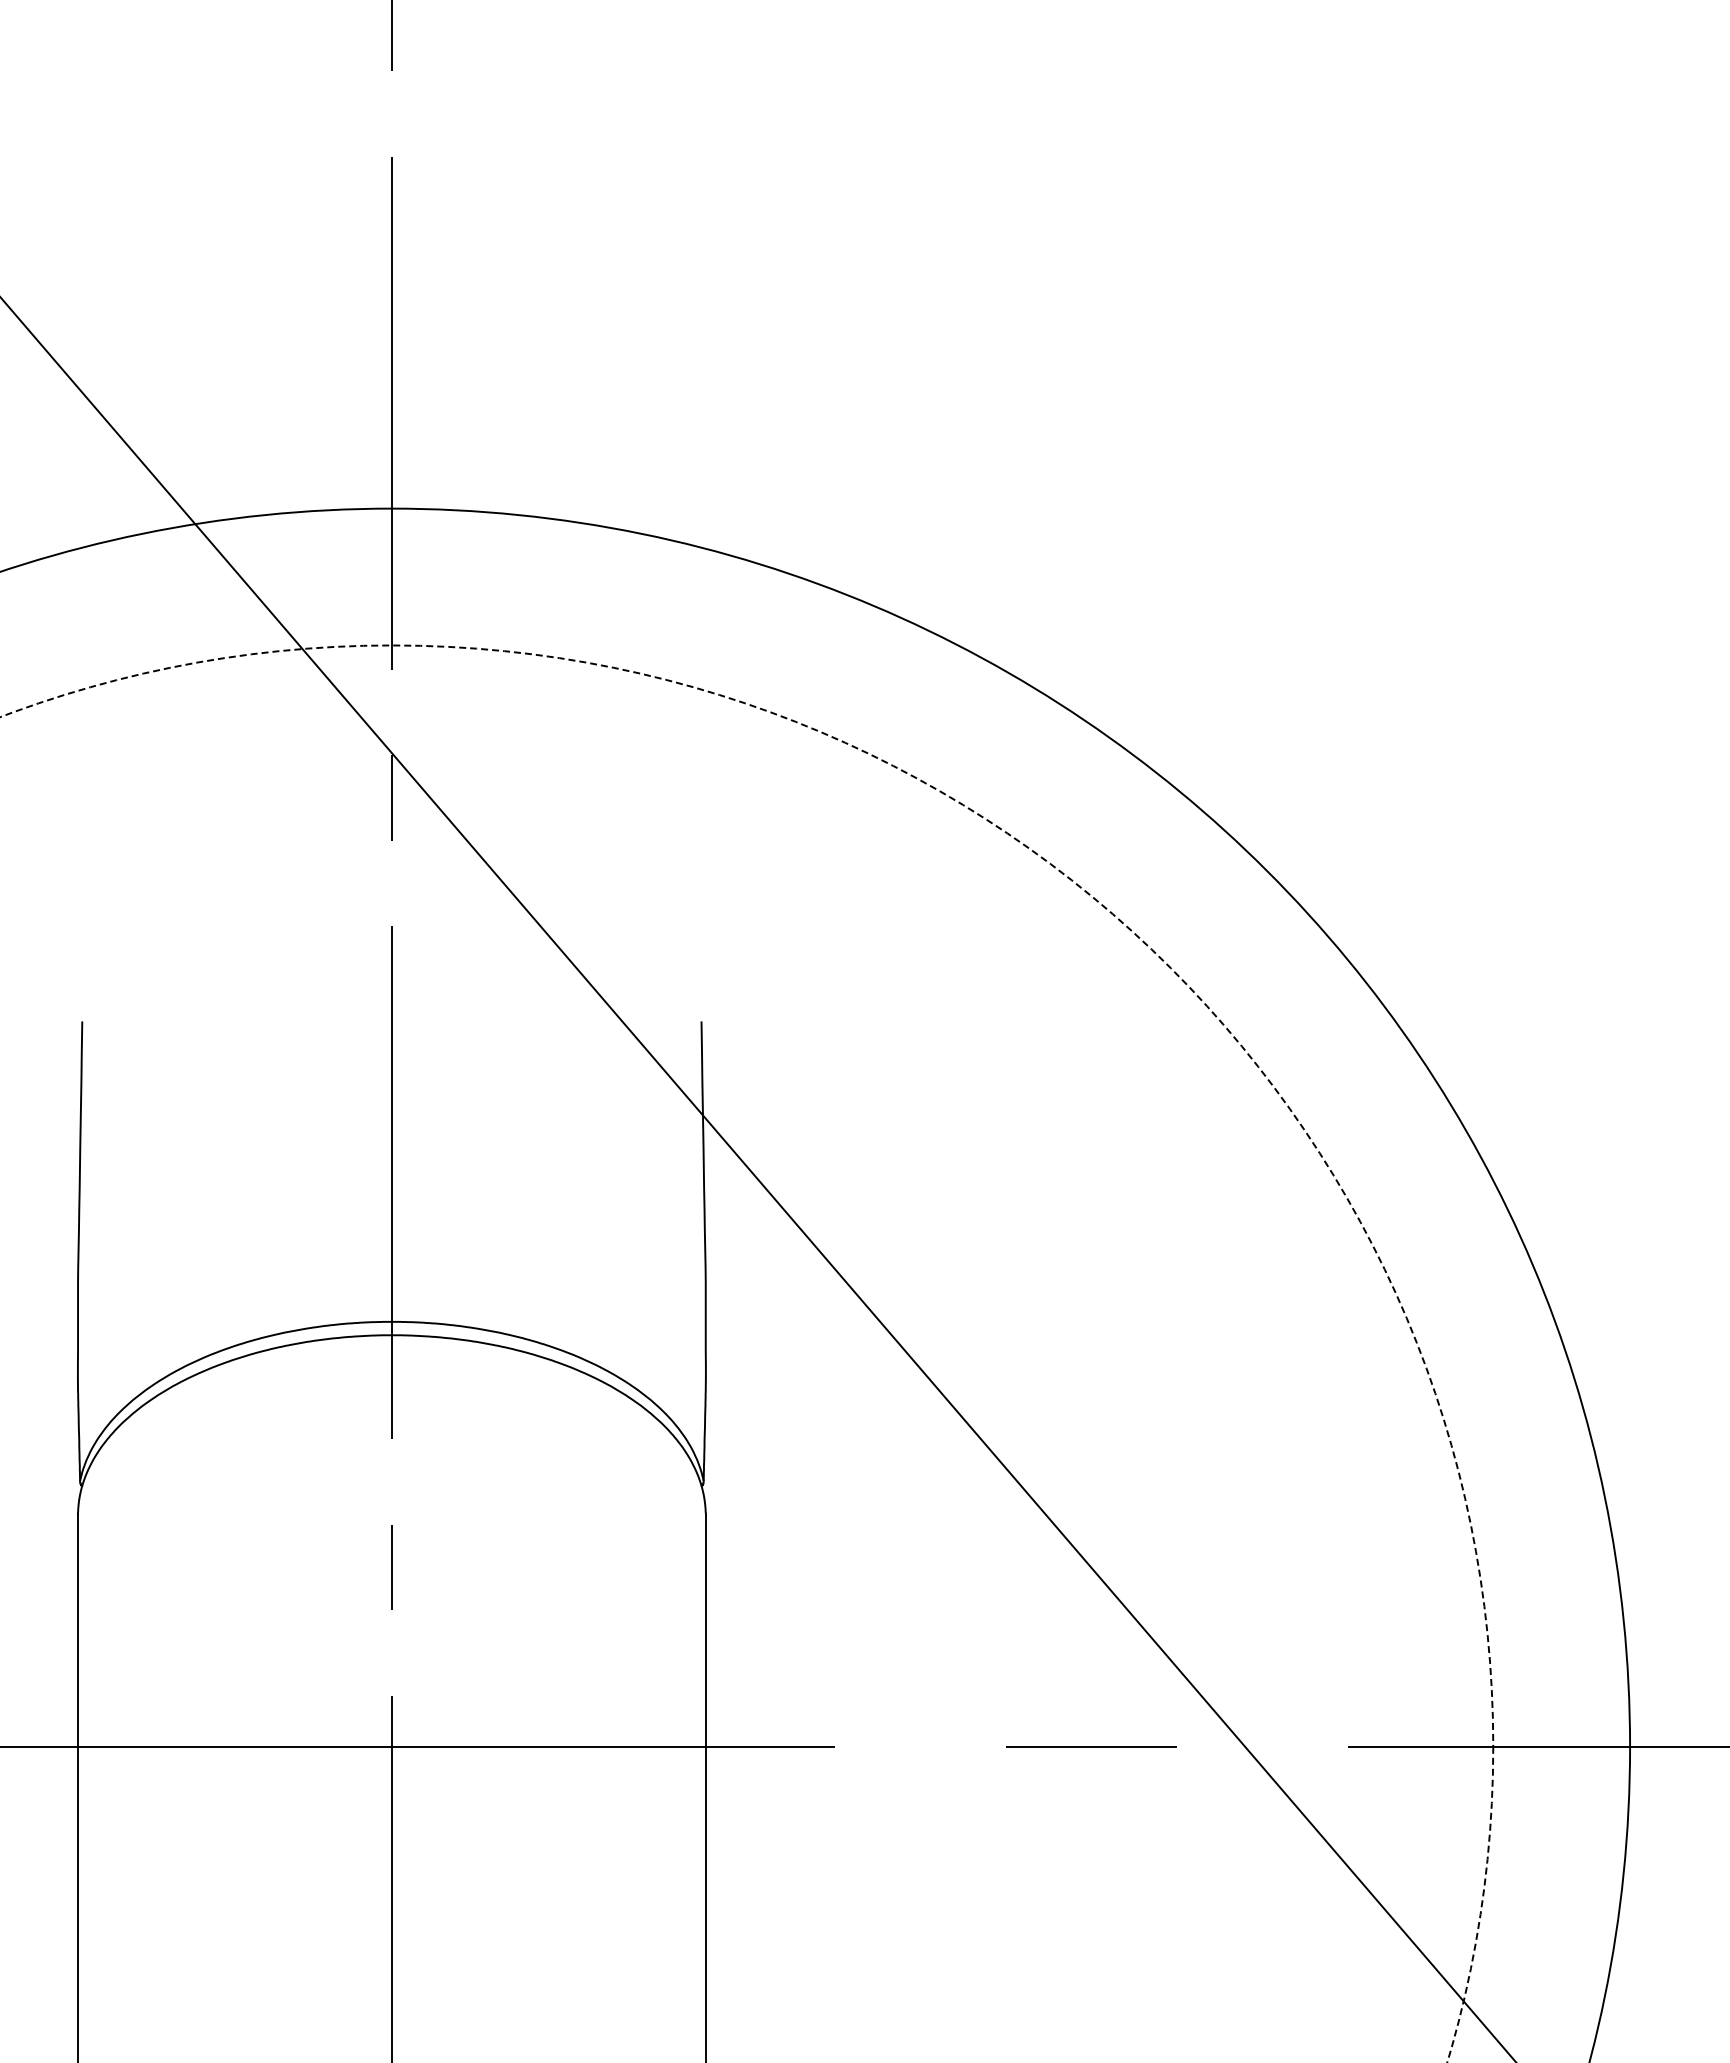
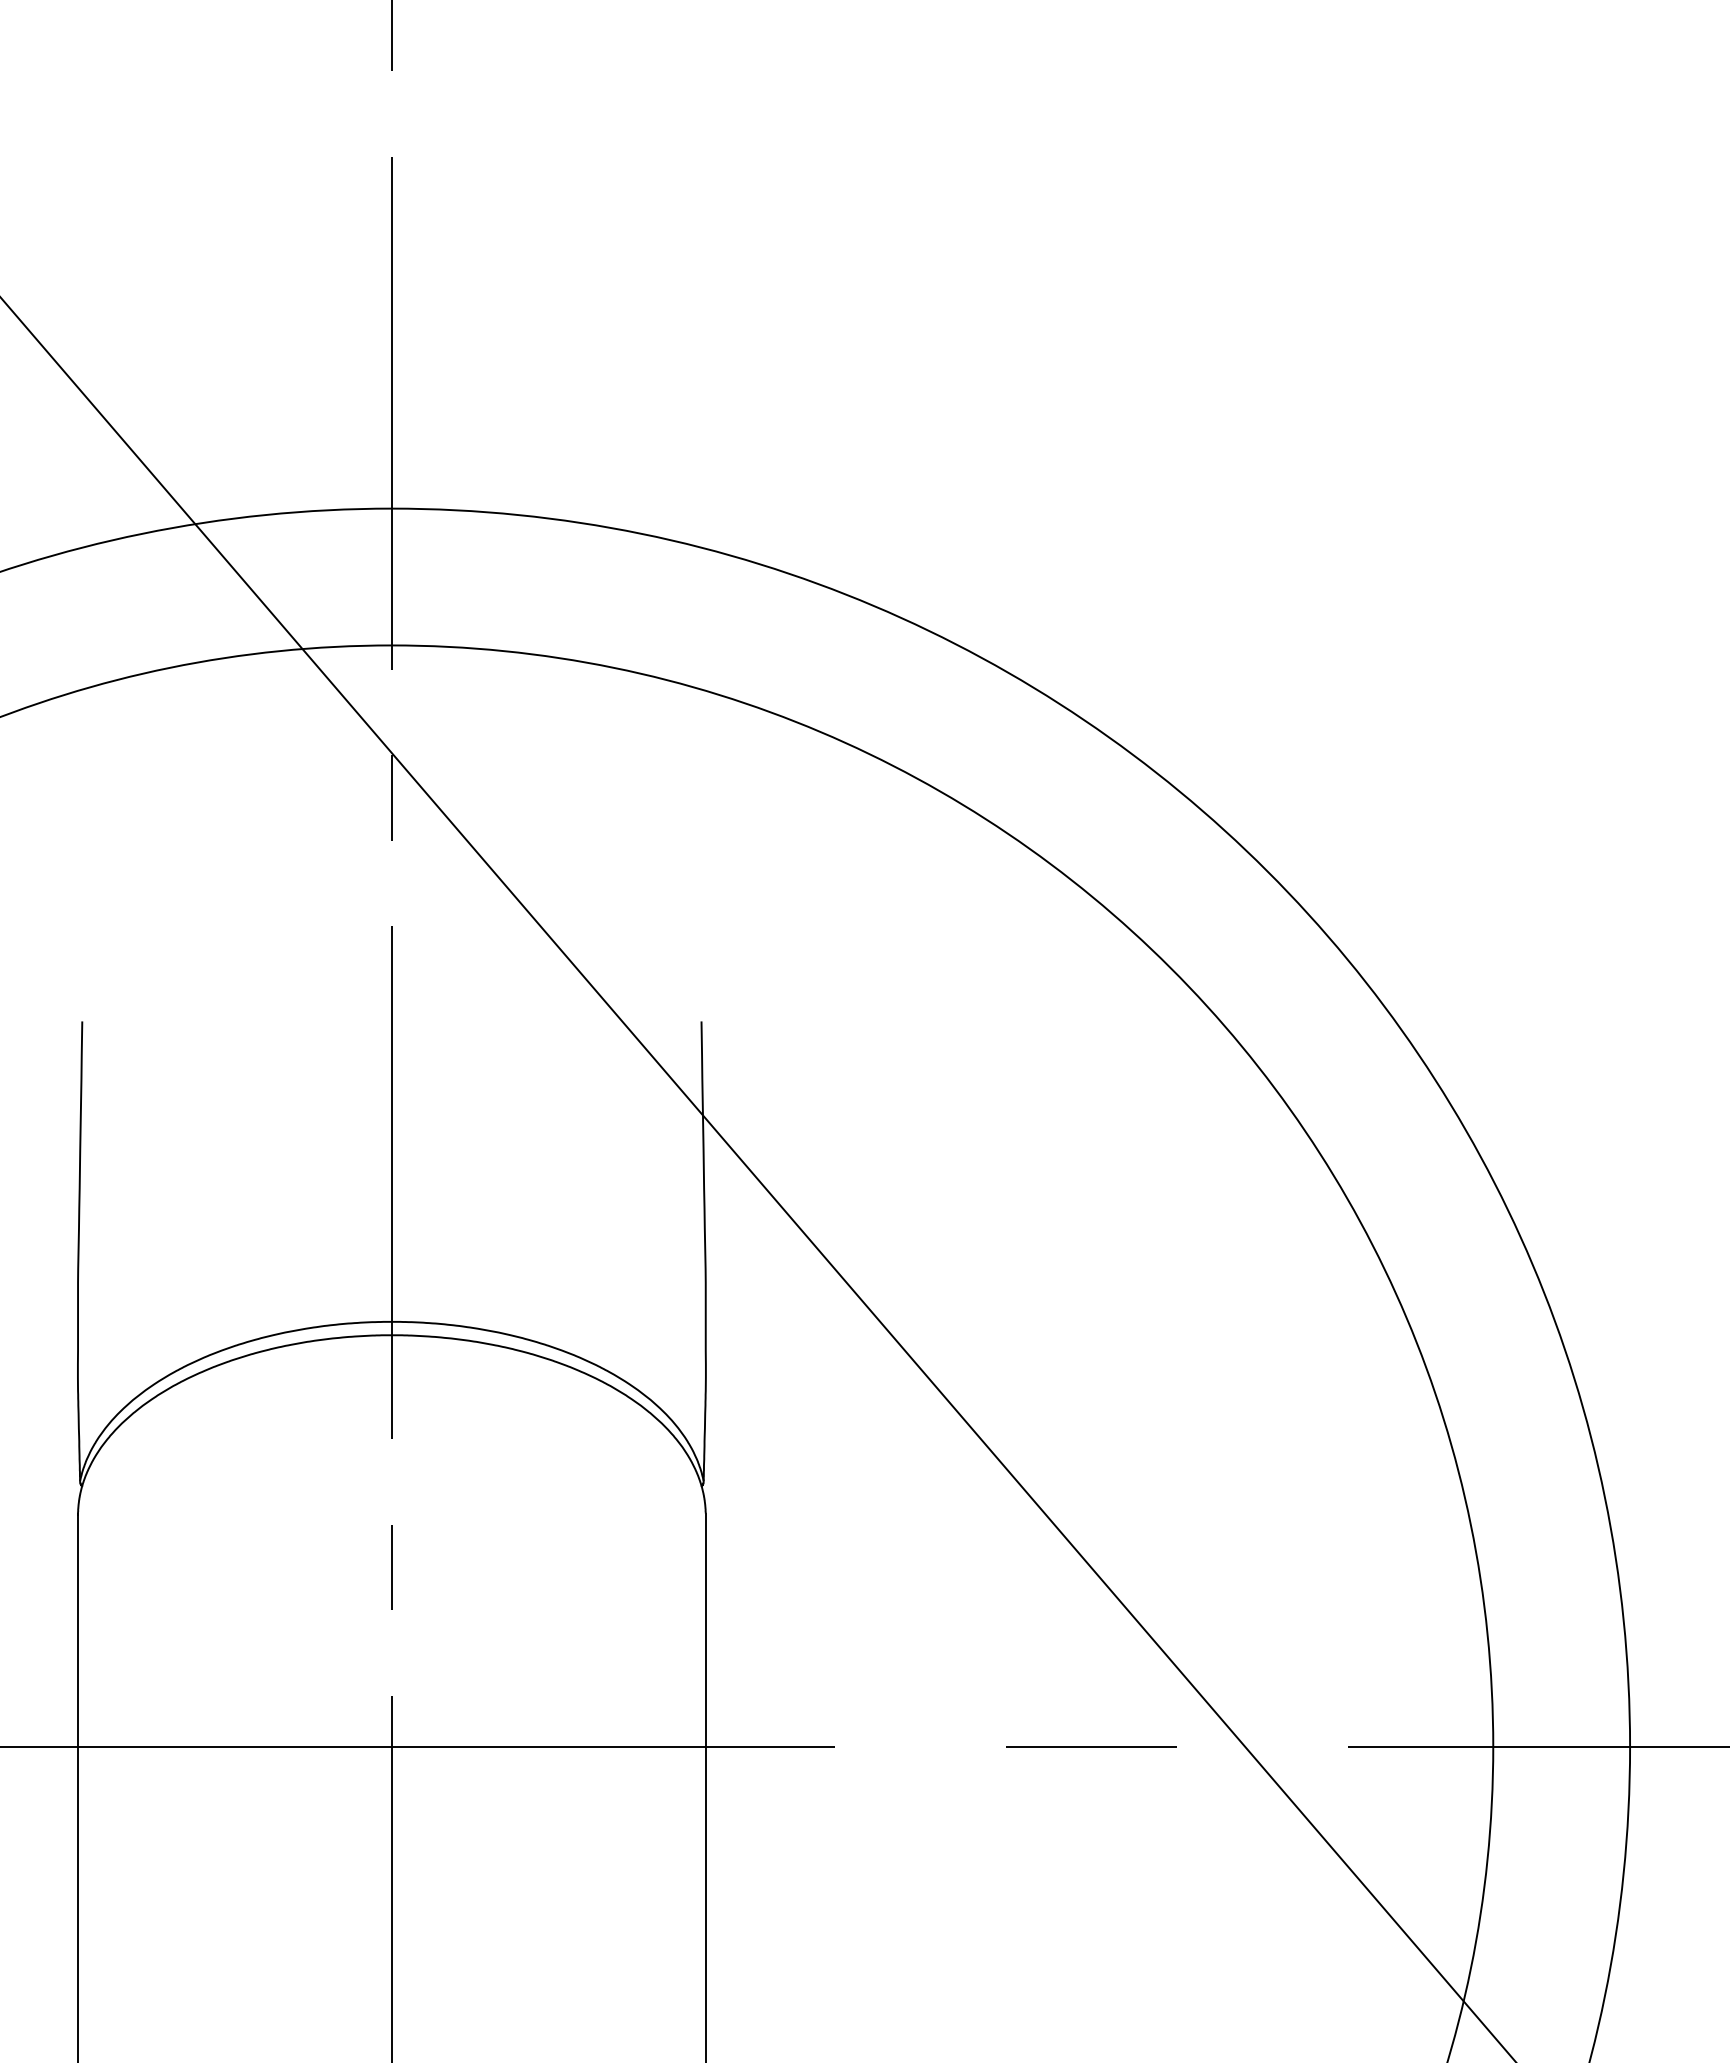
circle: dashed -> solid (746, 1353)
